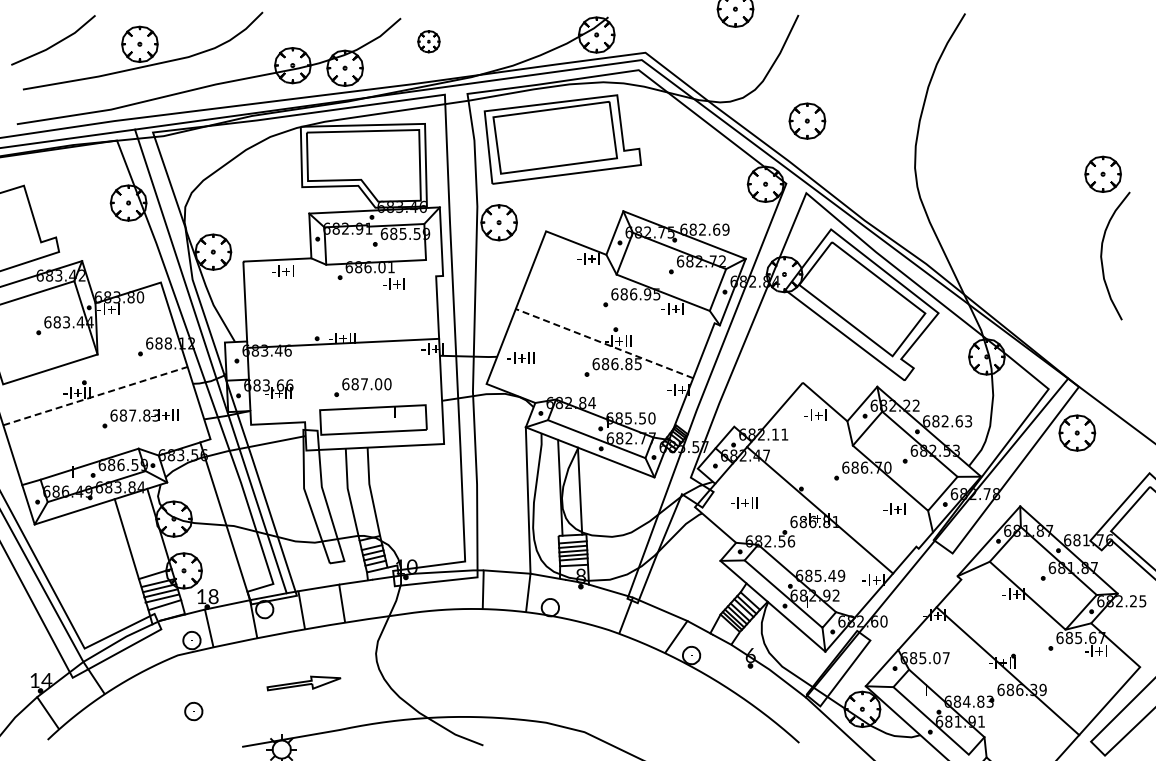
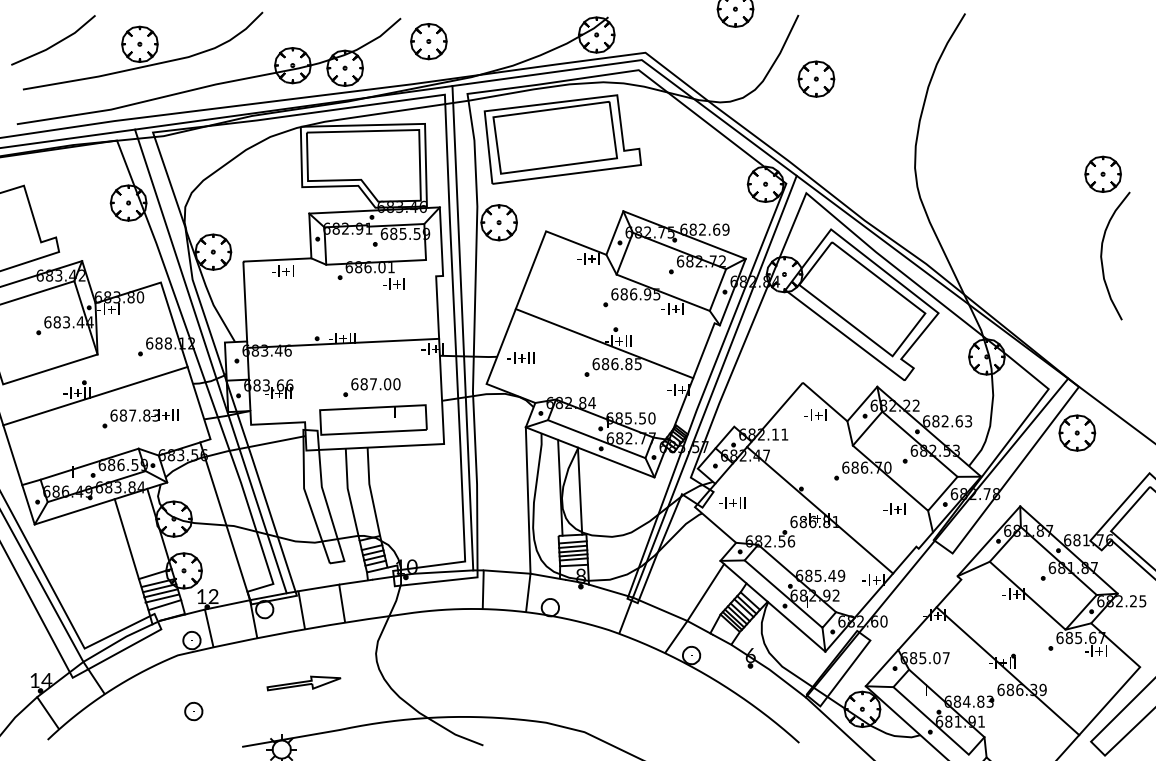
part size: 24x24 px -> 38x38 px (428, 41)
part position: (807, 120) -> (816, 78) (816, 78)
line: none -> present (462, 328)
line: dashed -> solid (604, 343)
line: none -> present (714, 386)
part position: (362, 387) -> (371, 387) (371, 387)
line: dashed -> solid (95, 396)
text position: (744, 502) -> (732, 502) (732, 502)
line: none -> present (705, 592)
text: 18 -> 12 (213, 597)
